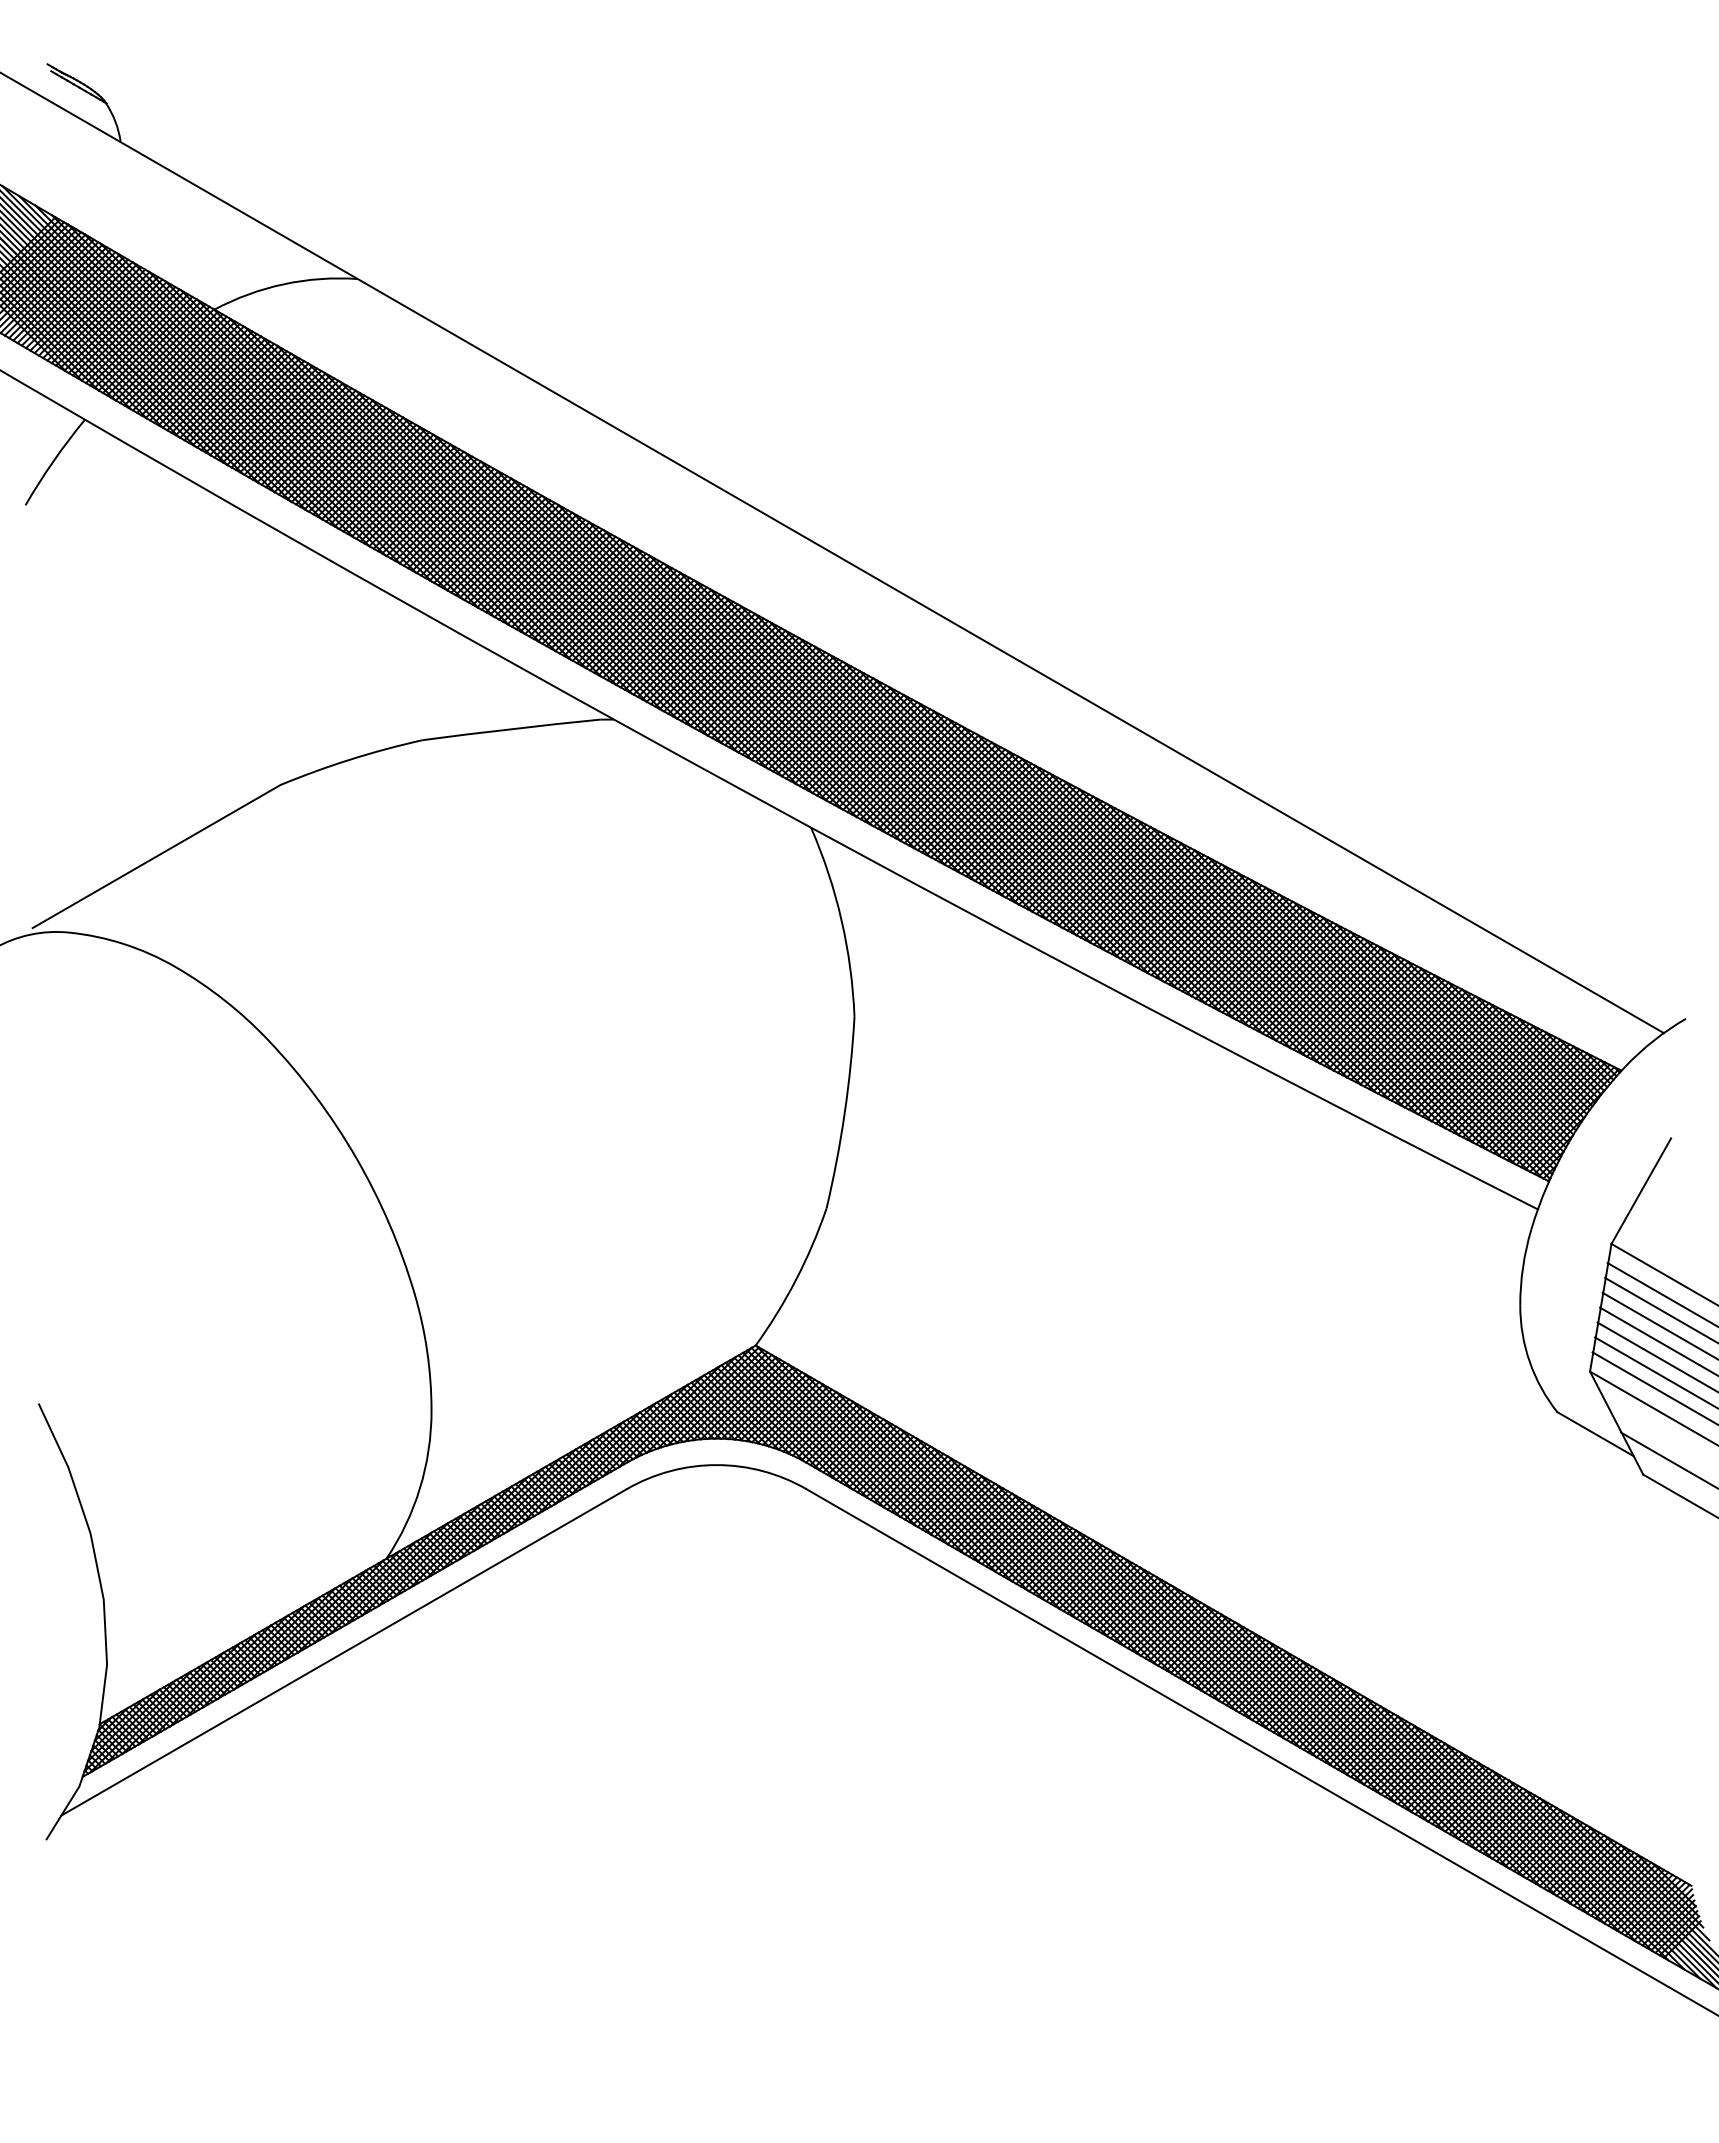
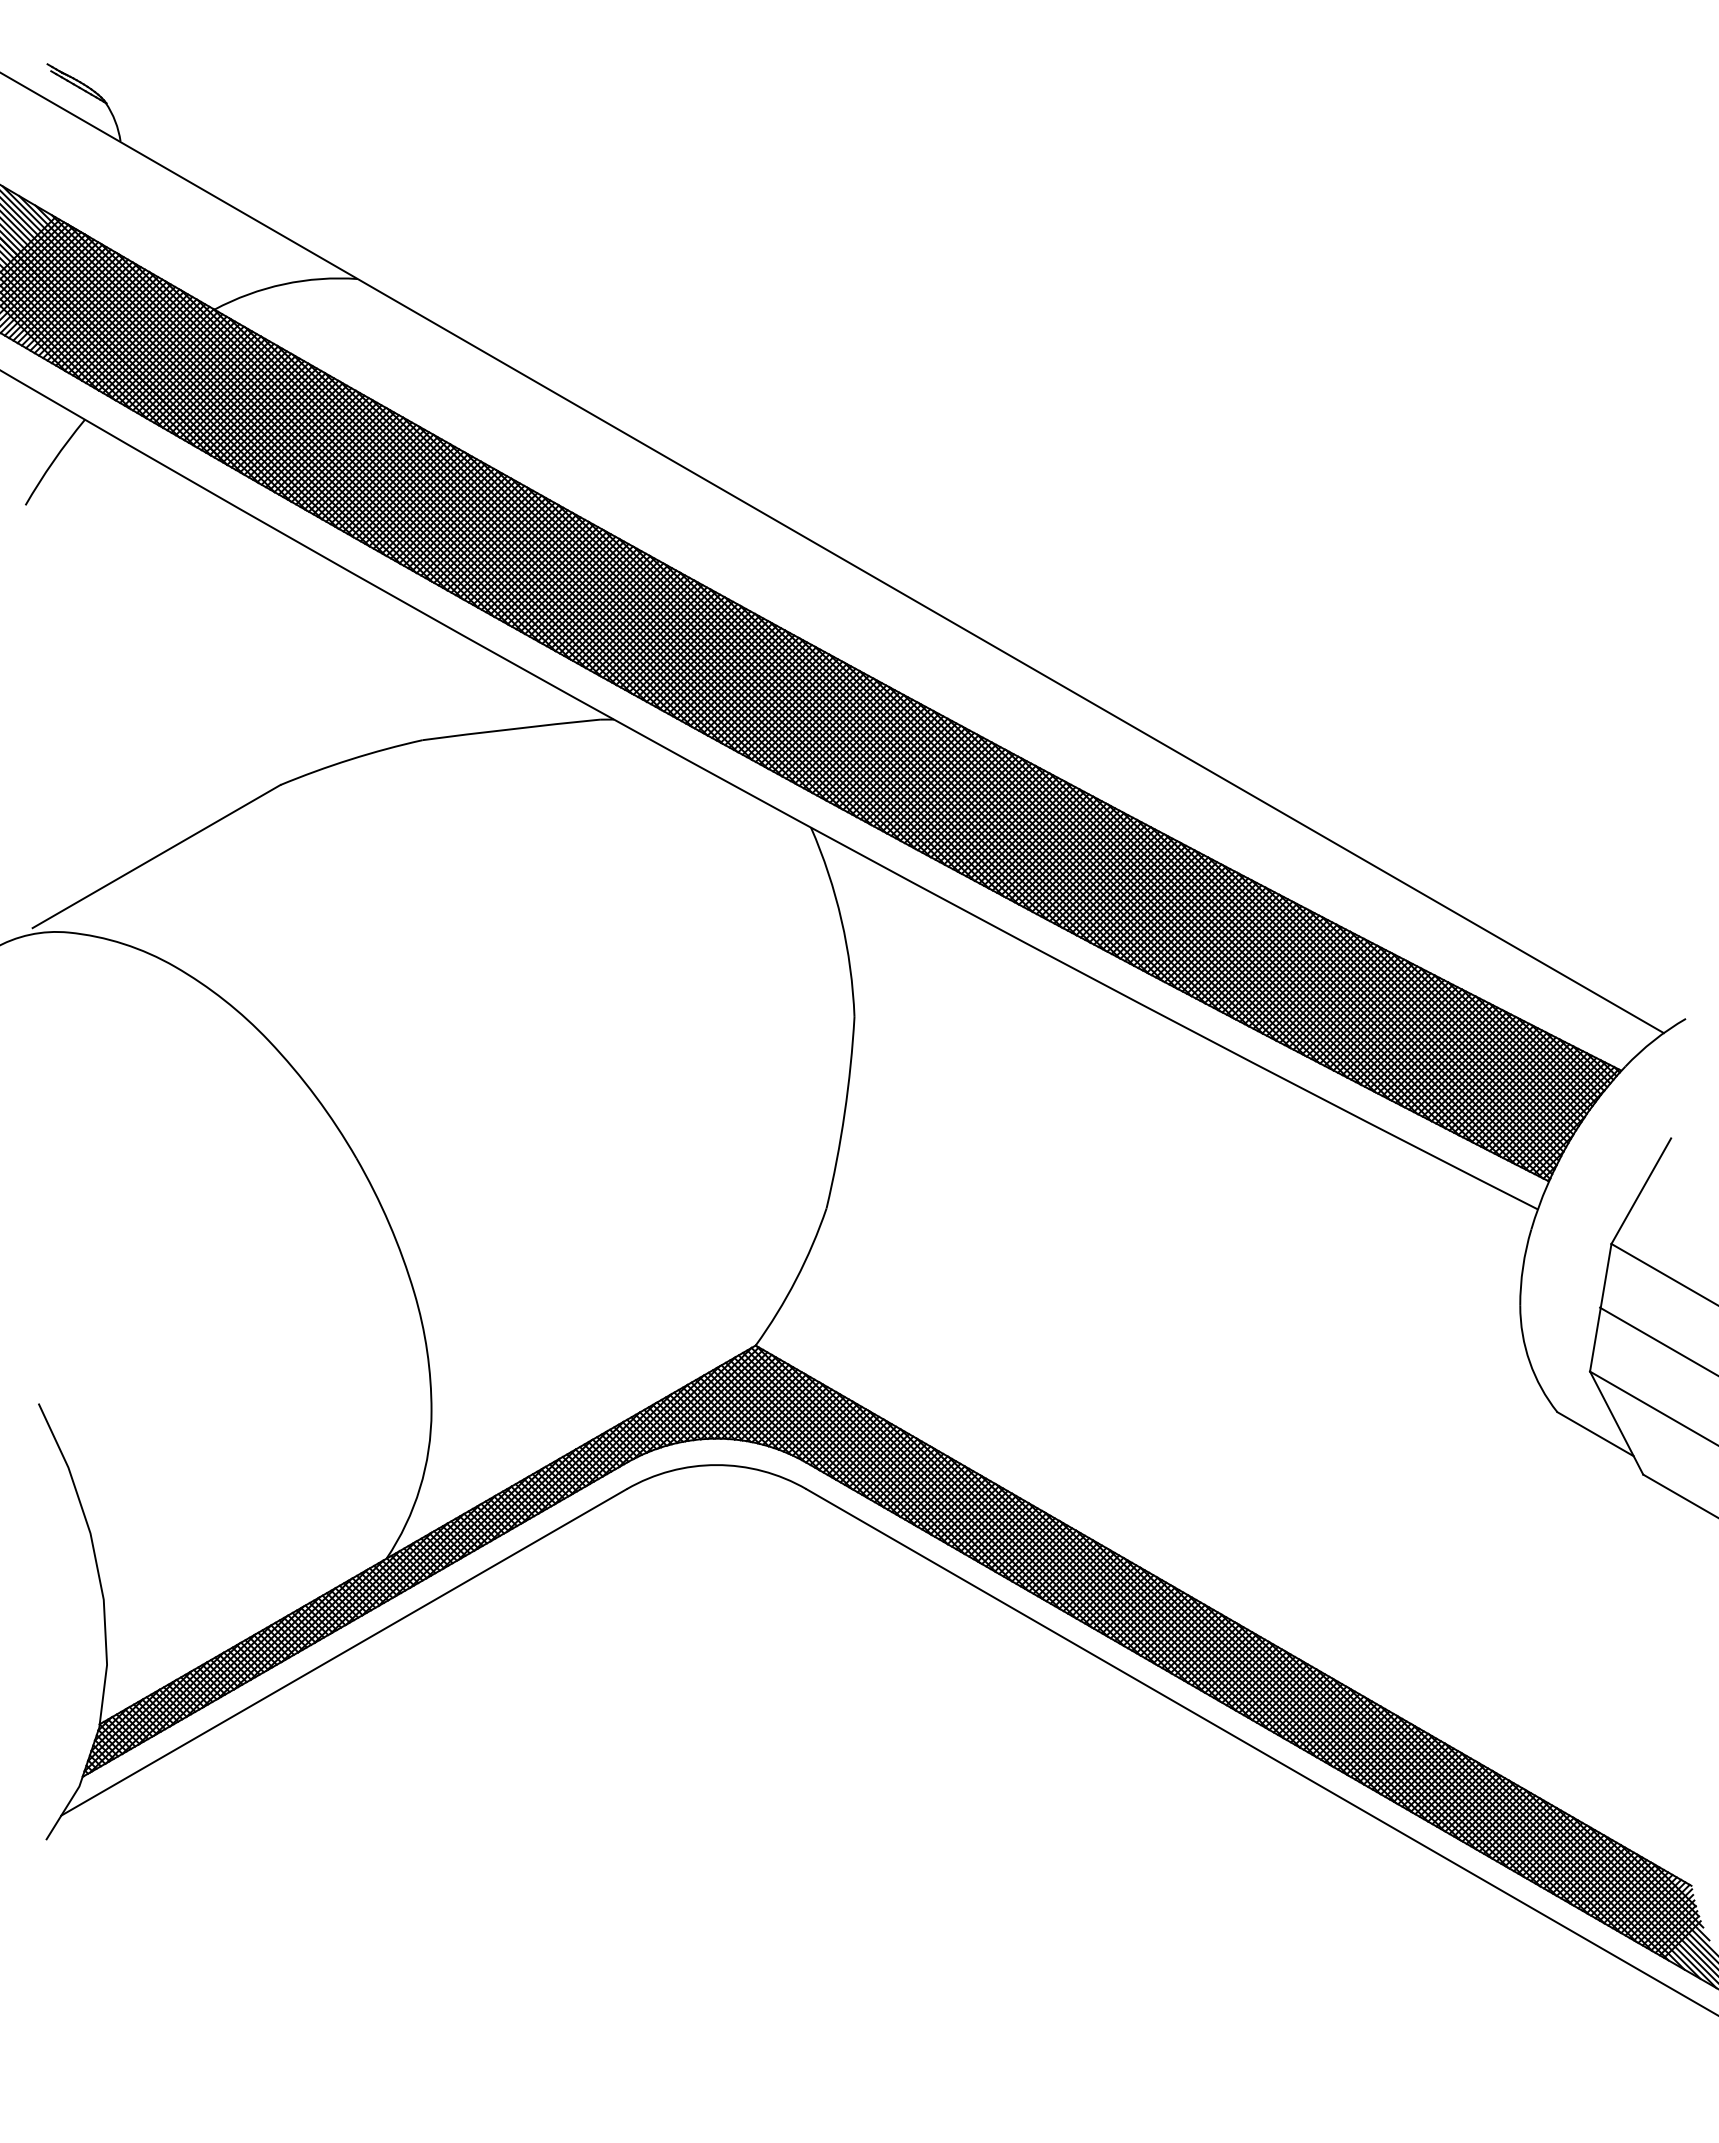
line: present -> none (1661, 1294)
line: present -> none (1660, 1309)
line: present -> none (1658, 1324)
line: present -> none (1656, 1356)
line: present -> none (1655, 1372)
line: present -> none (1653, 1387)
line: present -> none (1668, 1459)
